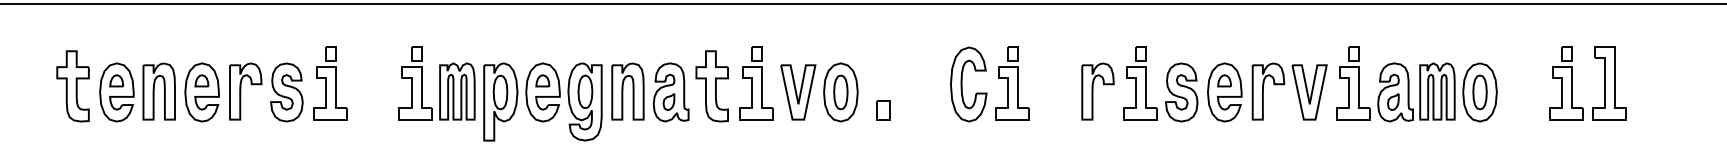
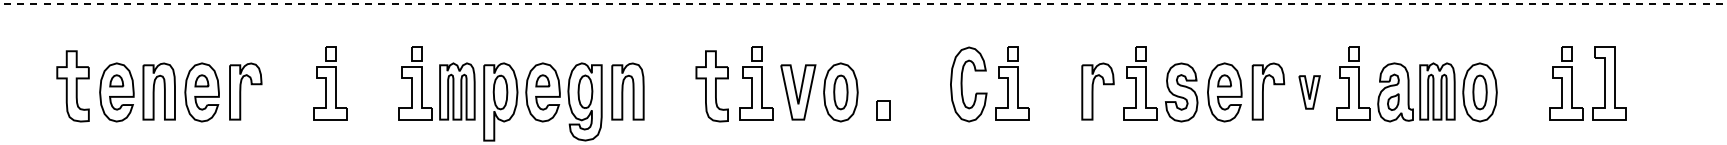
line: solid -> dashed (863, 4)
part: present -> none (286, 92)
part: present -> none (670, 92)
part size: 37x57 px -> 23x35 px (1309, 92)
